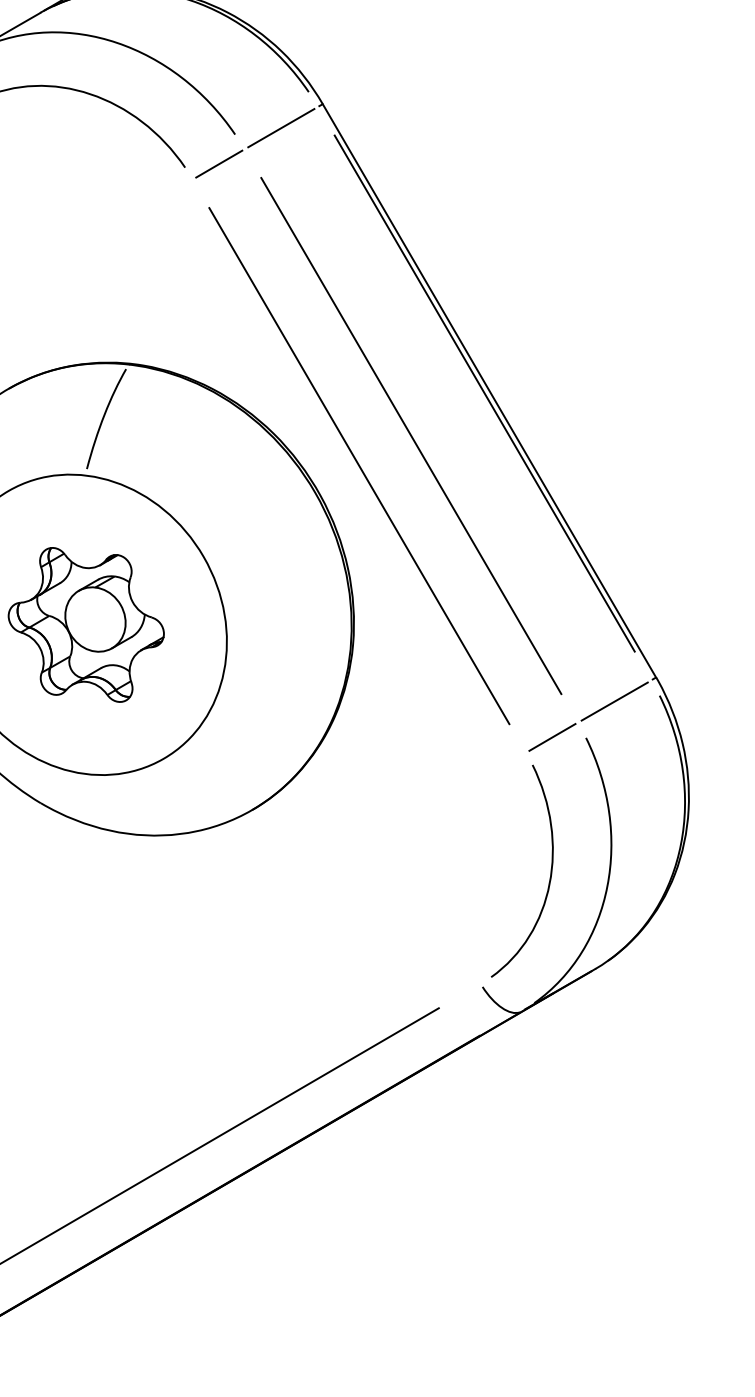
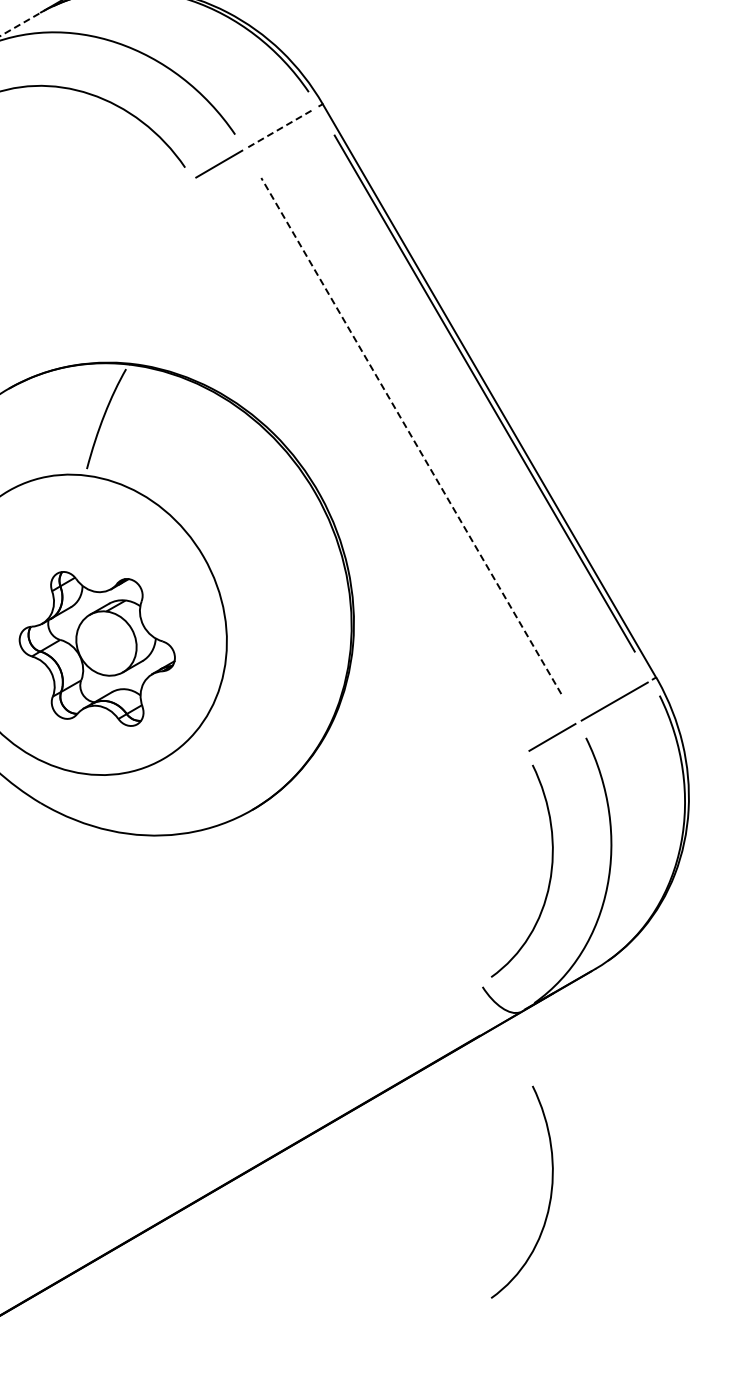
line: solid -> dashed (20, 24)
line: solid -> dashed (281, 127)
line: solid -> dashed (411, 435)
line: present -> none (359, 466)
part position: (85, 624) -> (96, 648) (96, 648)
line: present -> none (220, 1135)
curve: none -> present (549, 1198)
